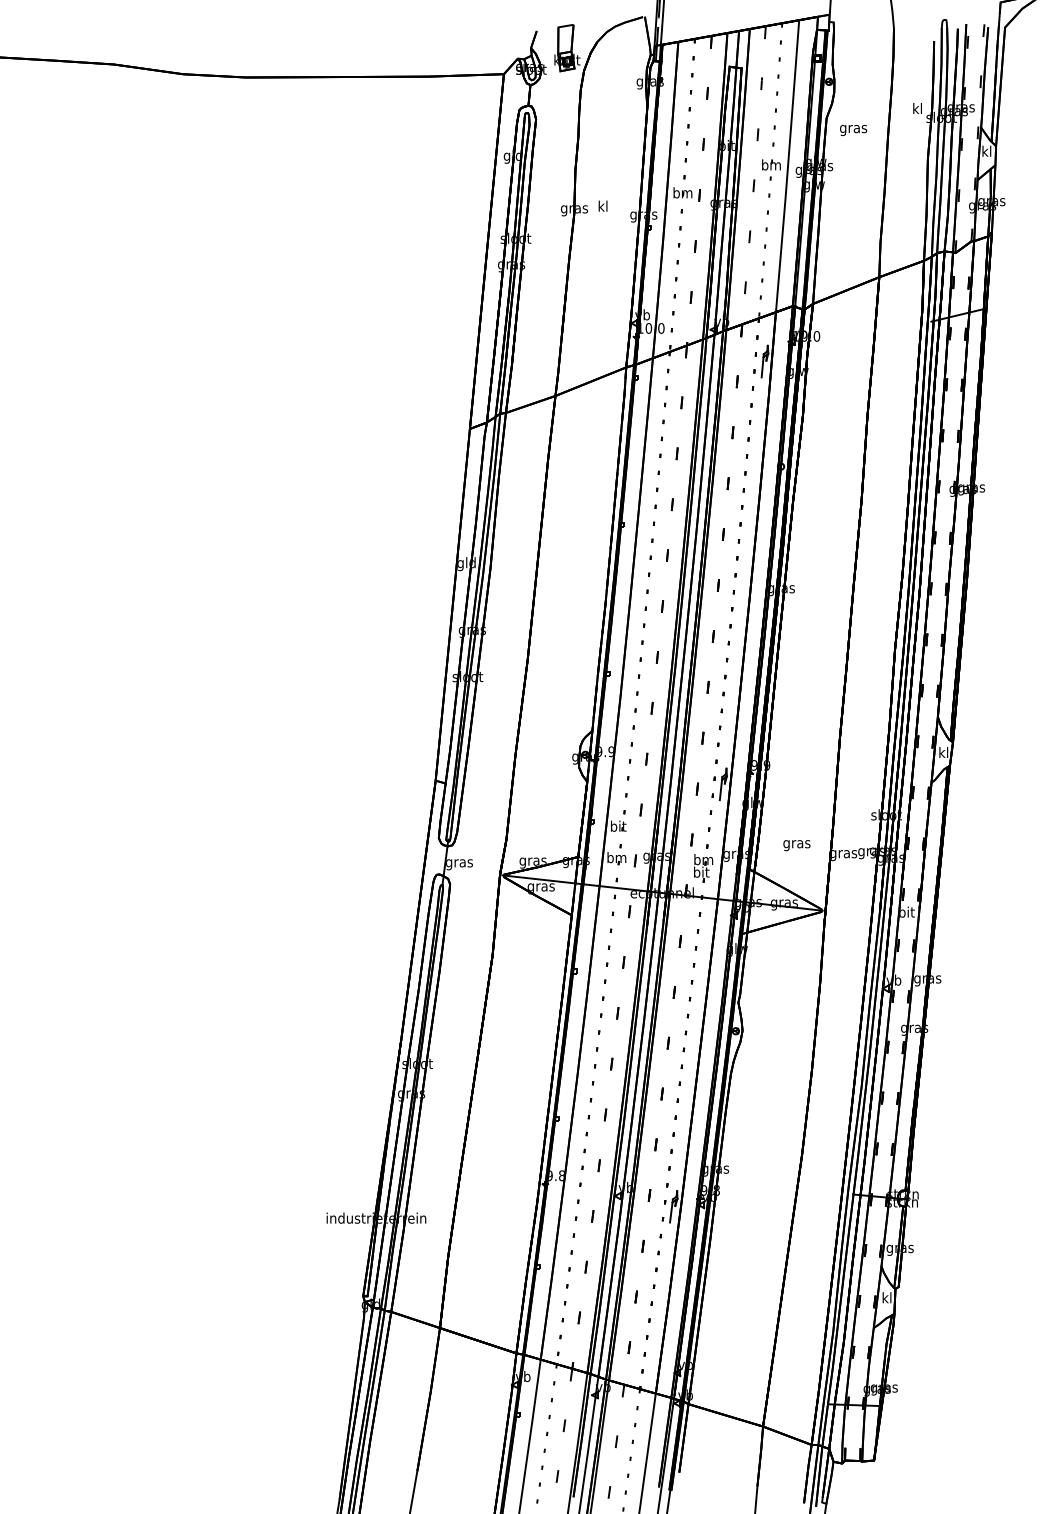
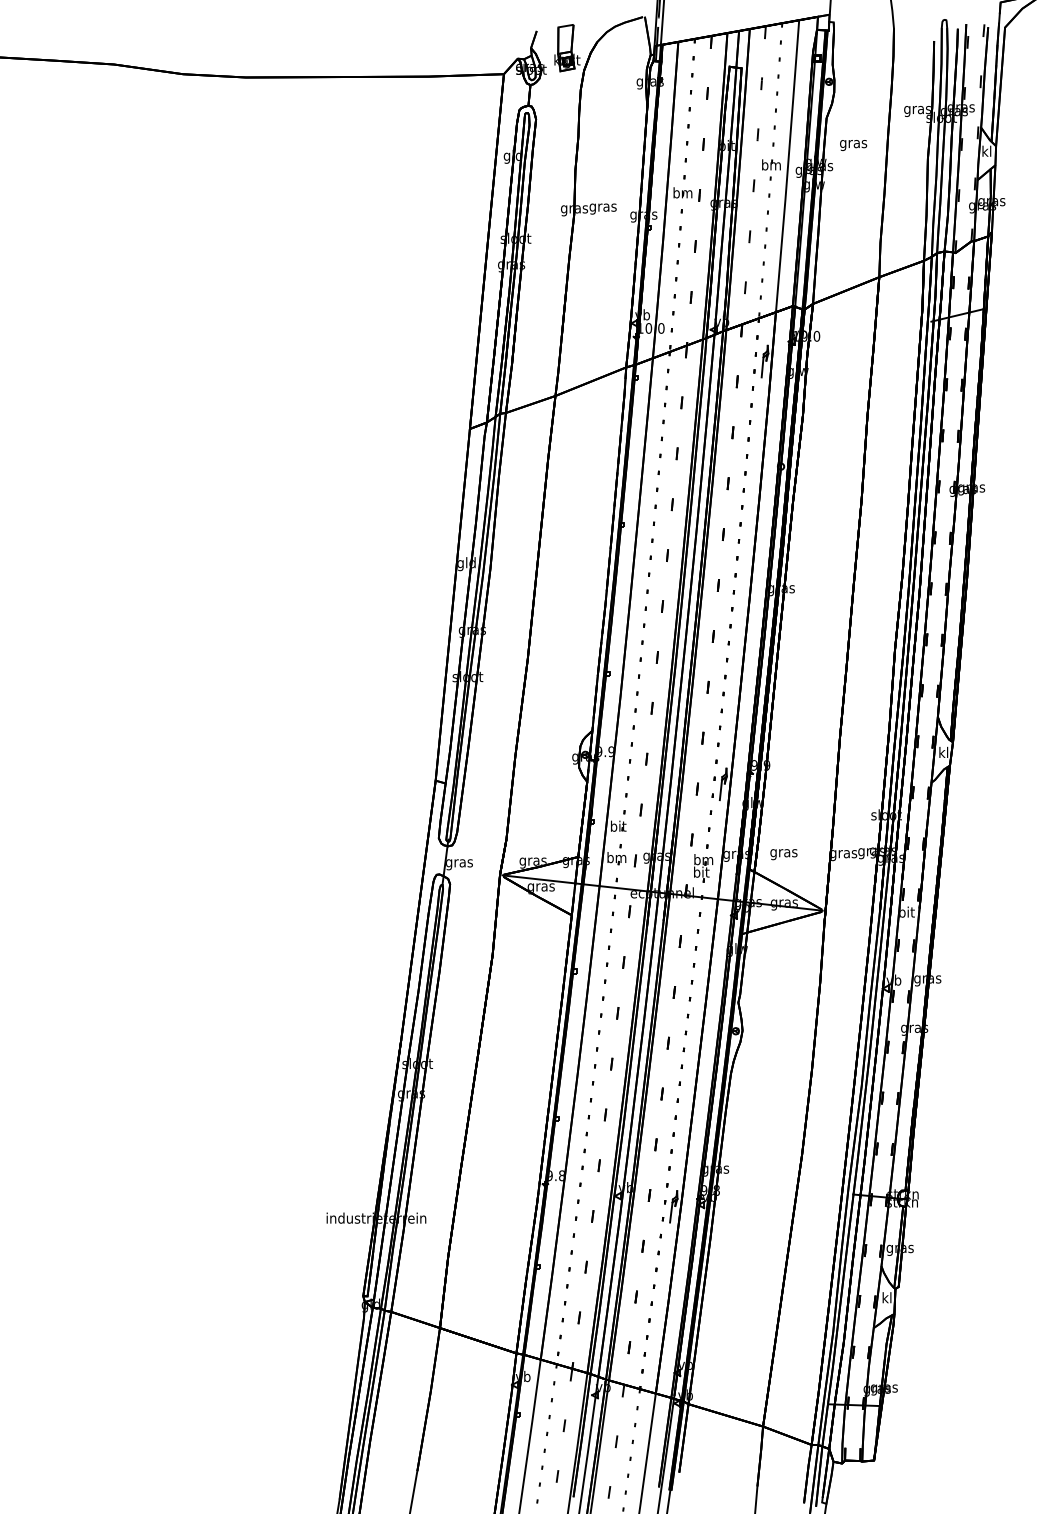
text: kl -> gras (917, 109)
text position: (853, 130) -> (853, 145) (853, 145)
text: kl -> gras (602, 207)
text position: (796, 845) -> (783, 854) (783, 854)
